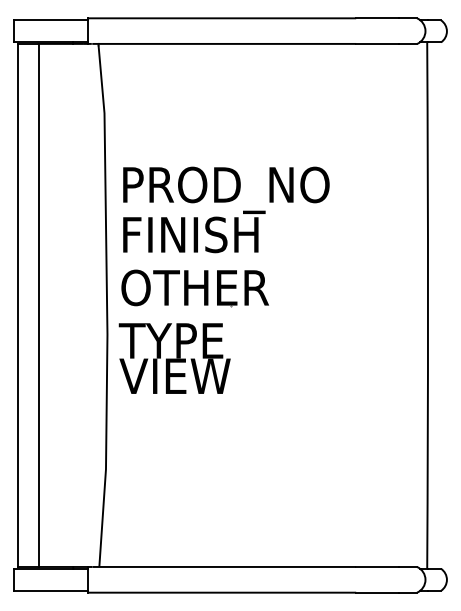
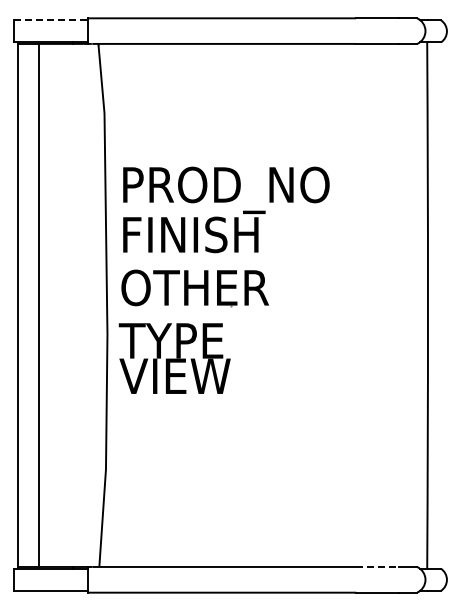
line: solid -> dashed (50, 20)
line: solid -> dashed (377, 566)
